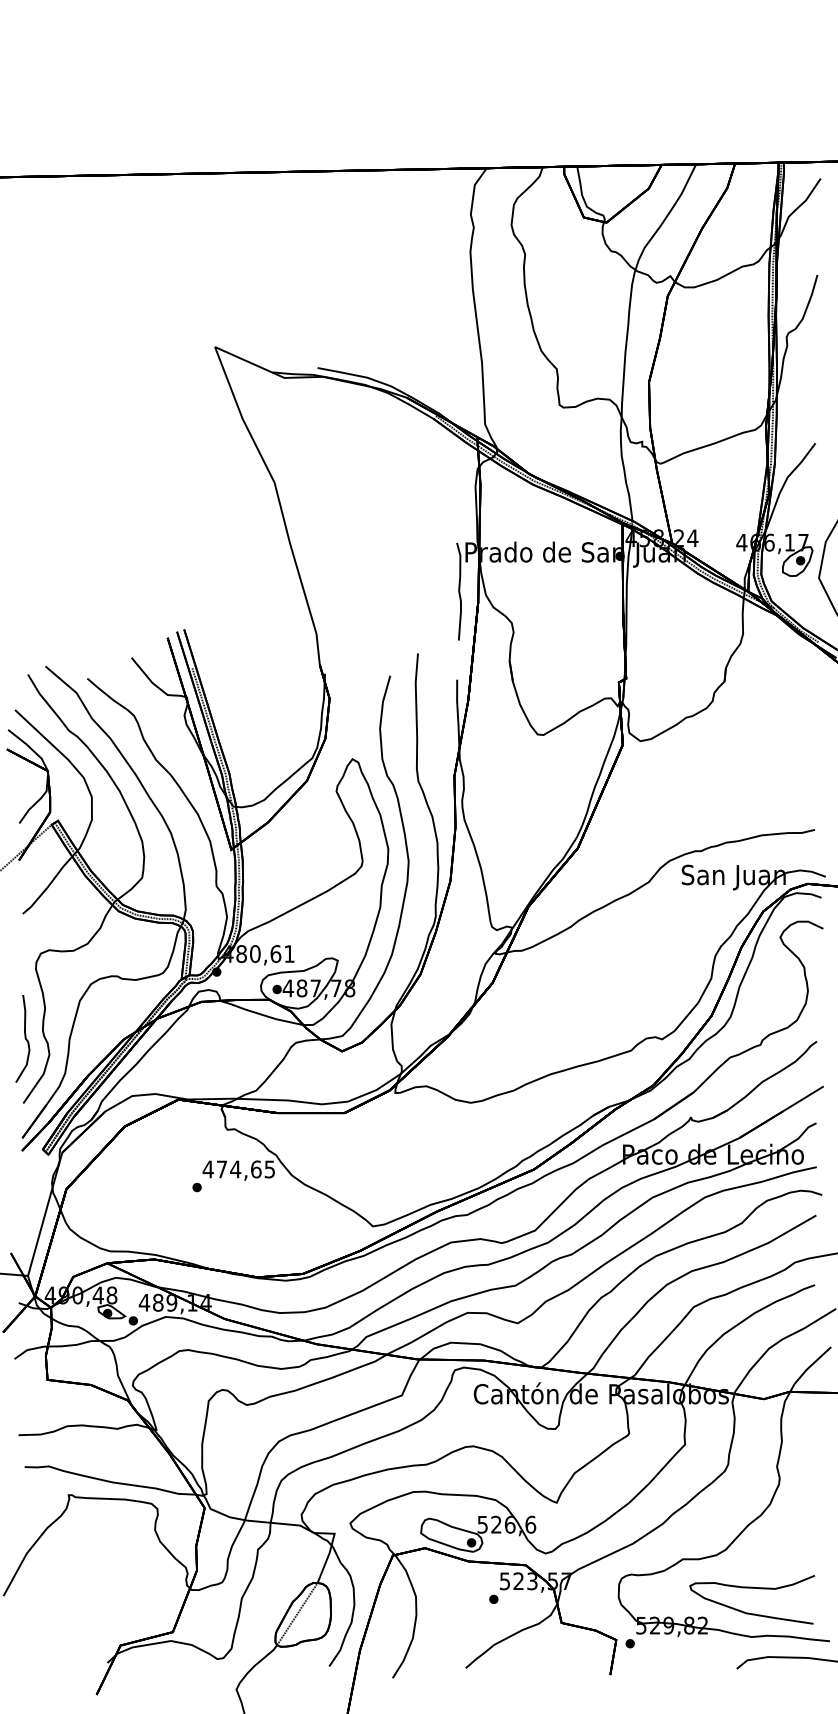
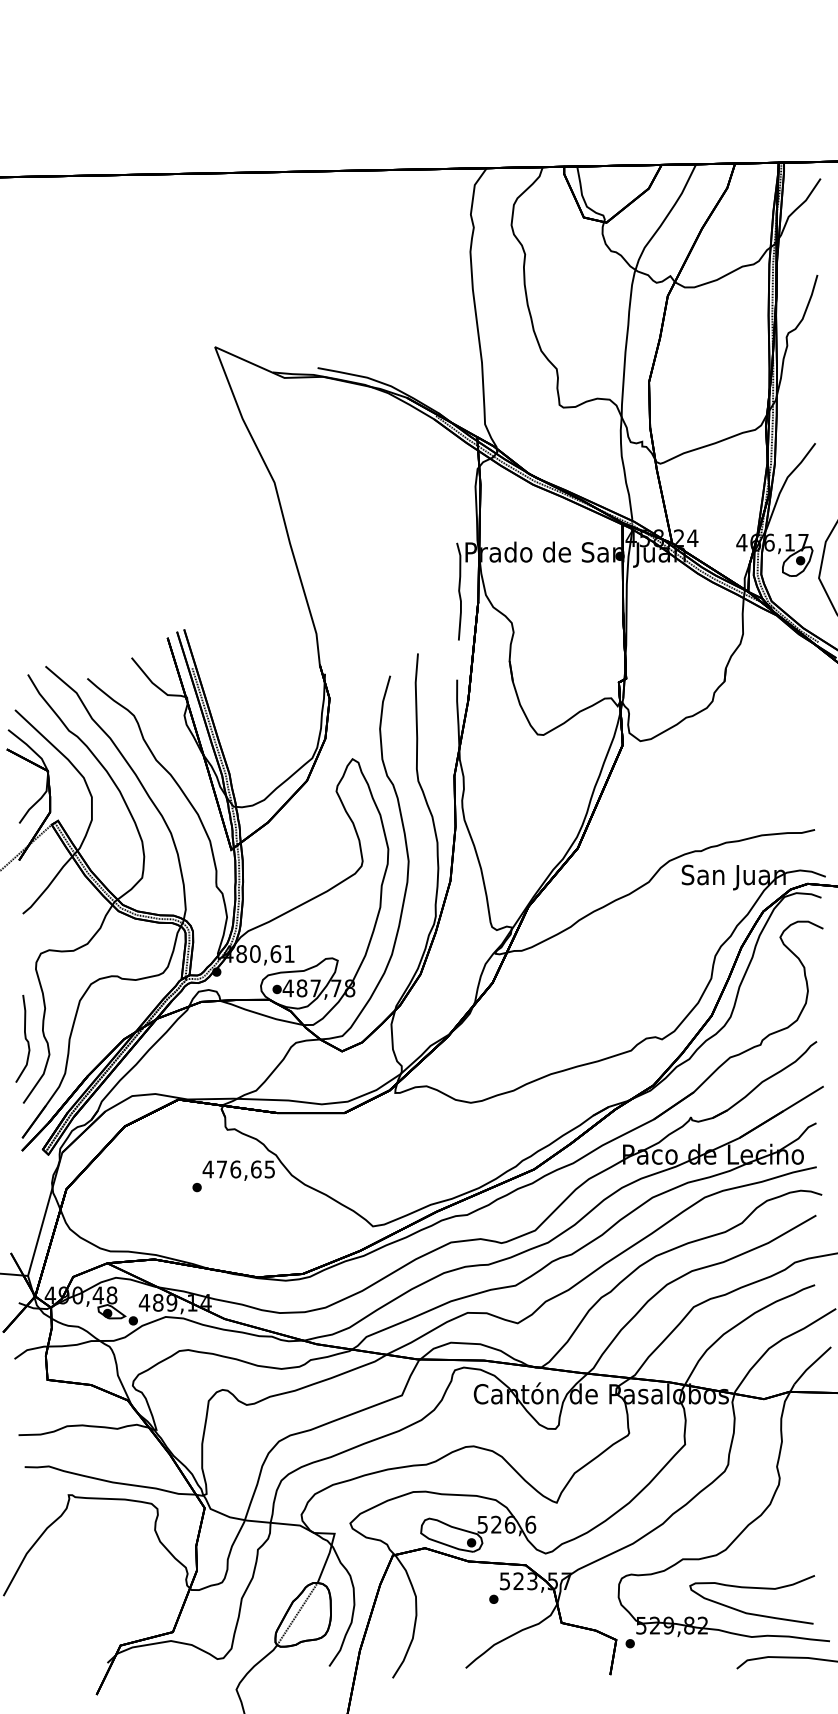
text: 474,65 -> 476,65 (235, 1169)
